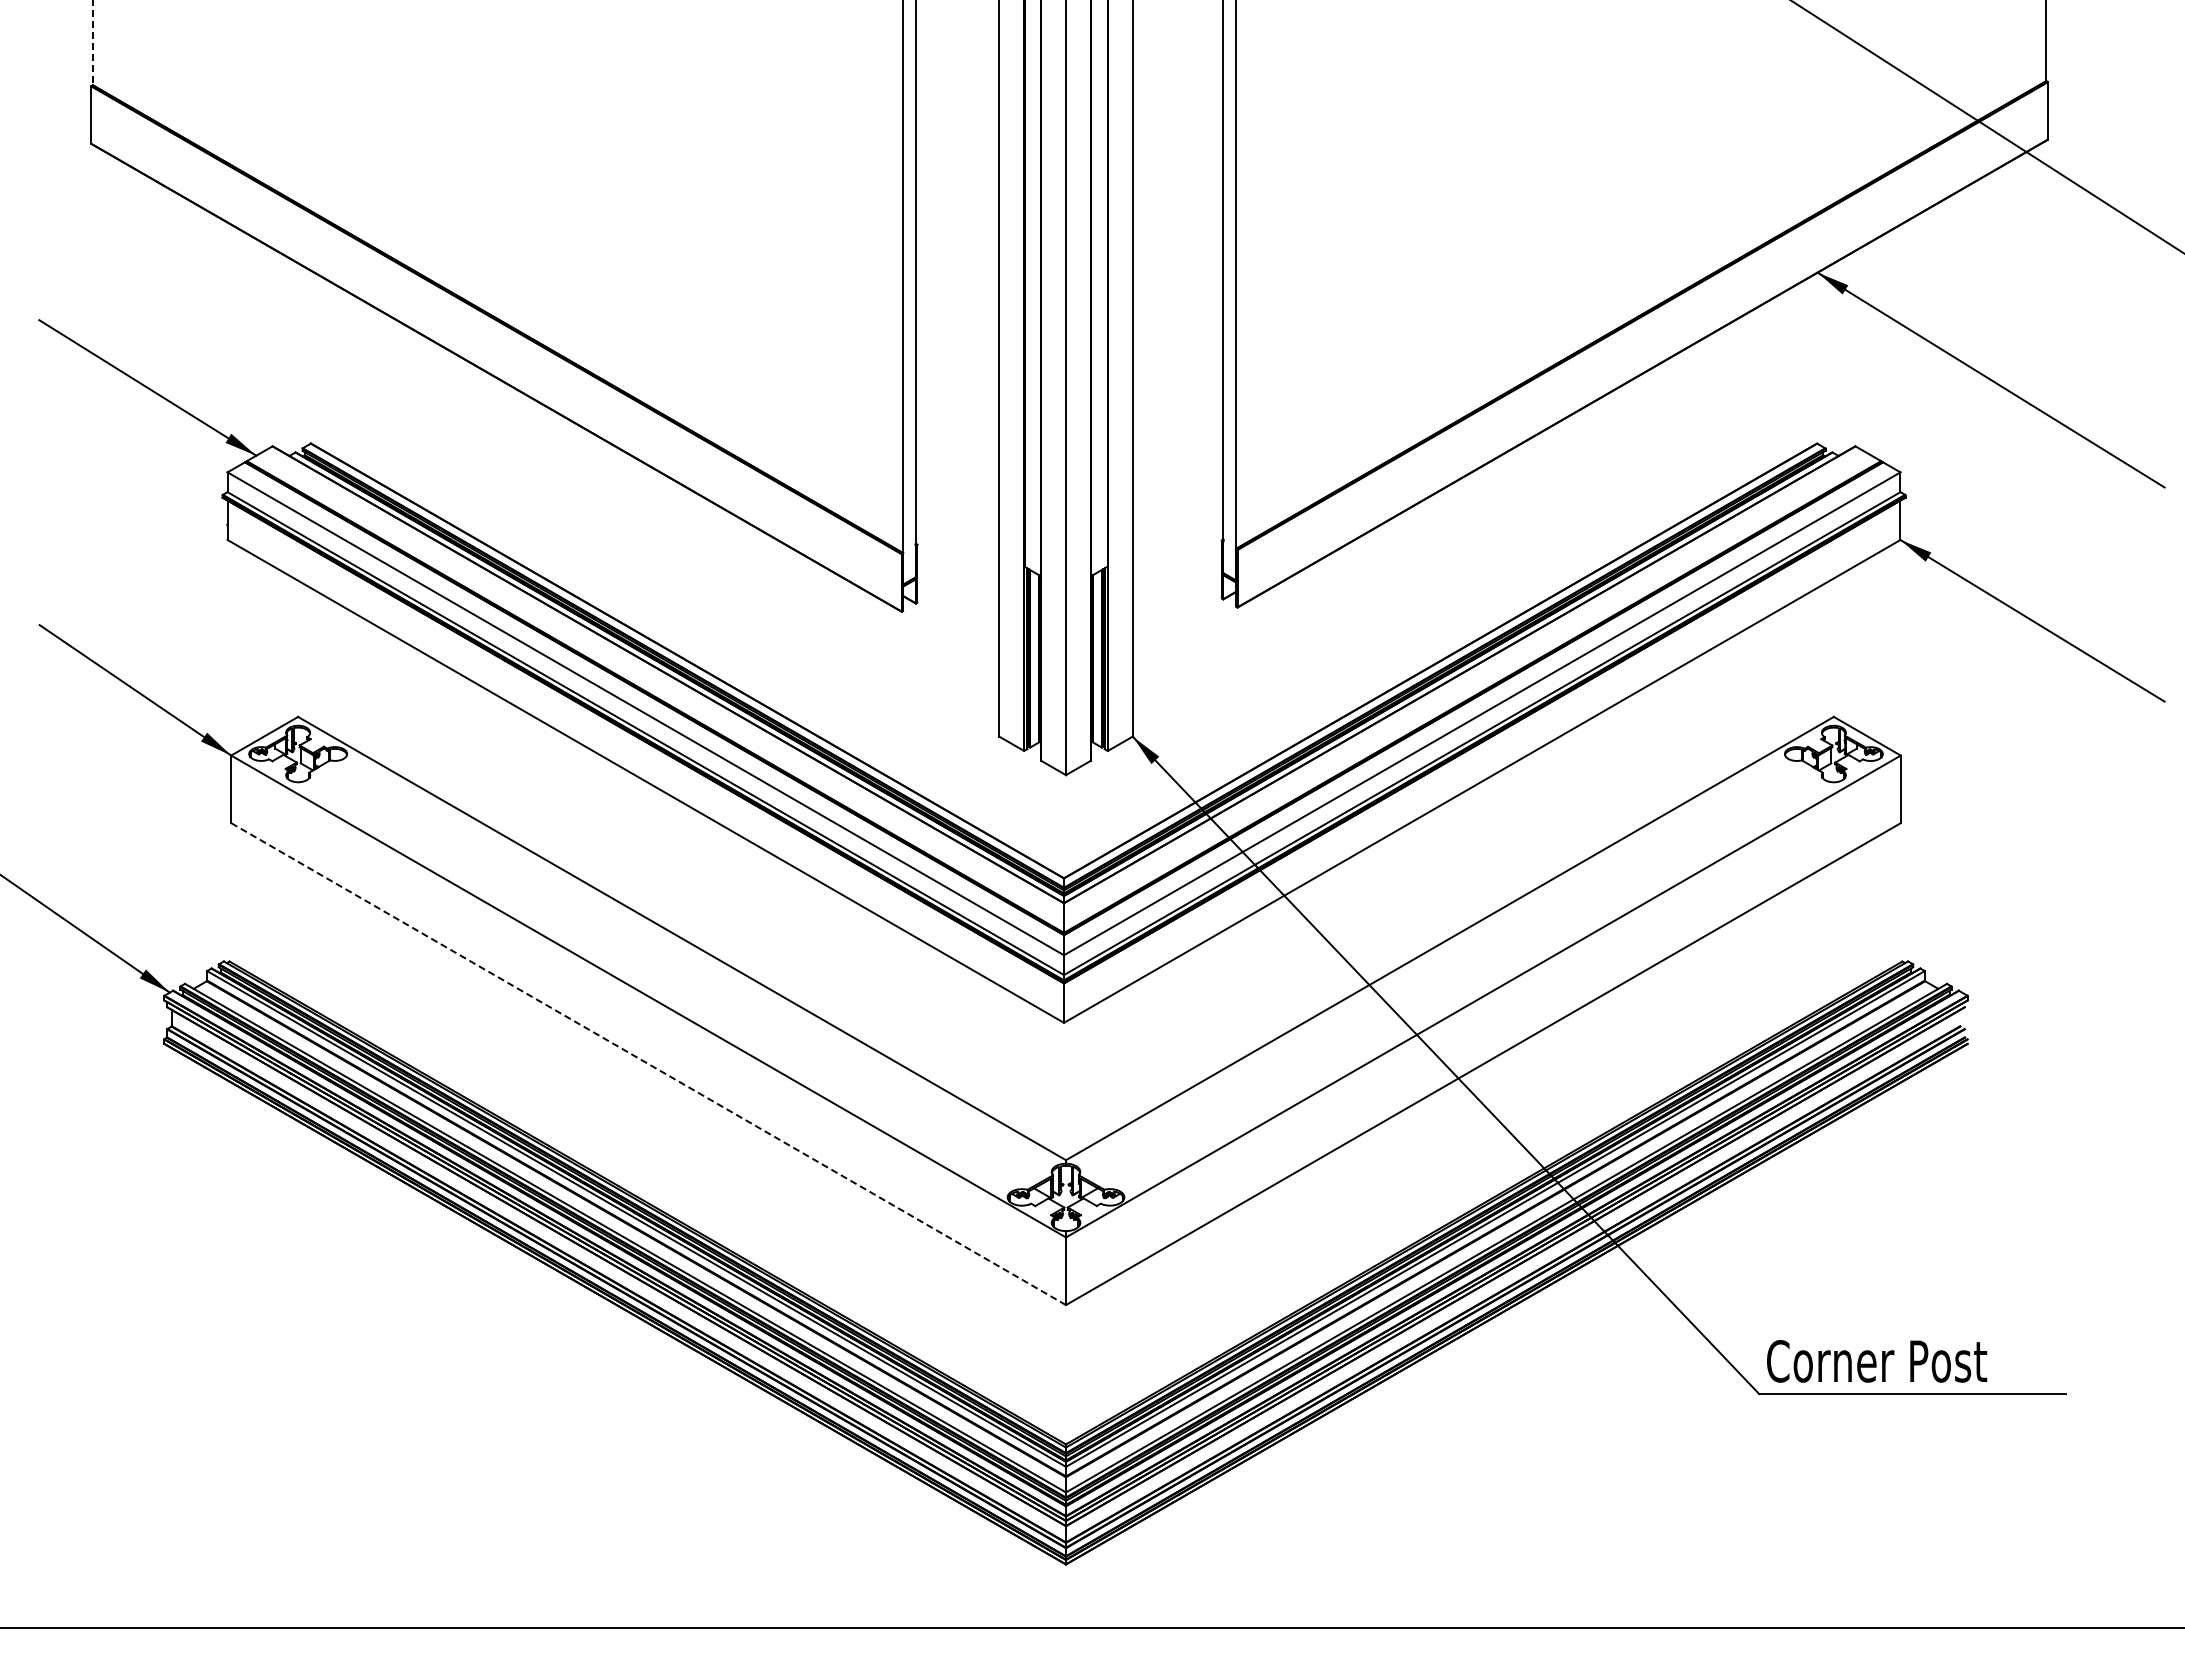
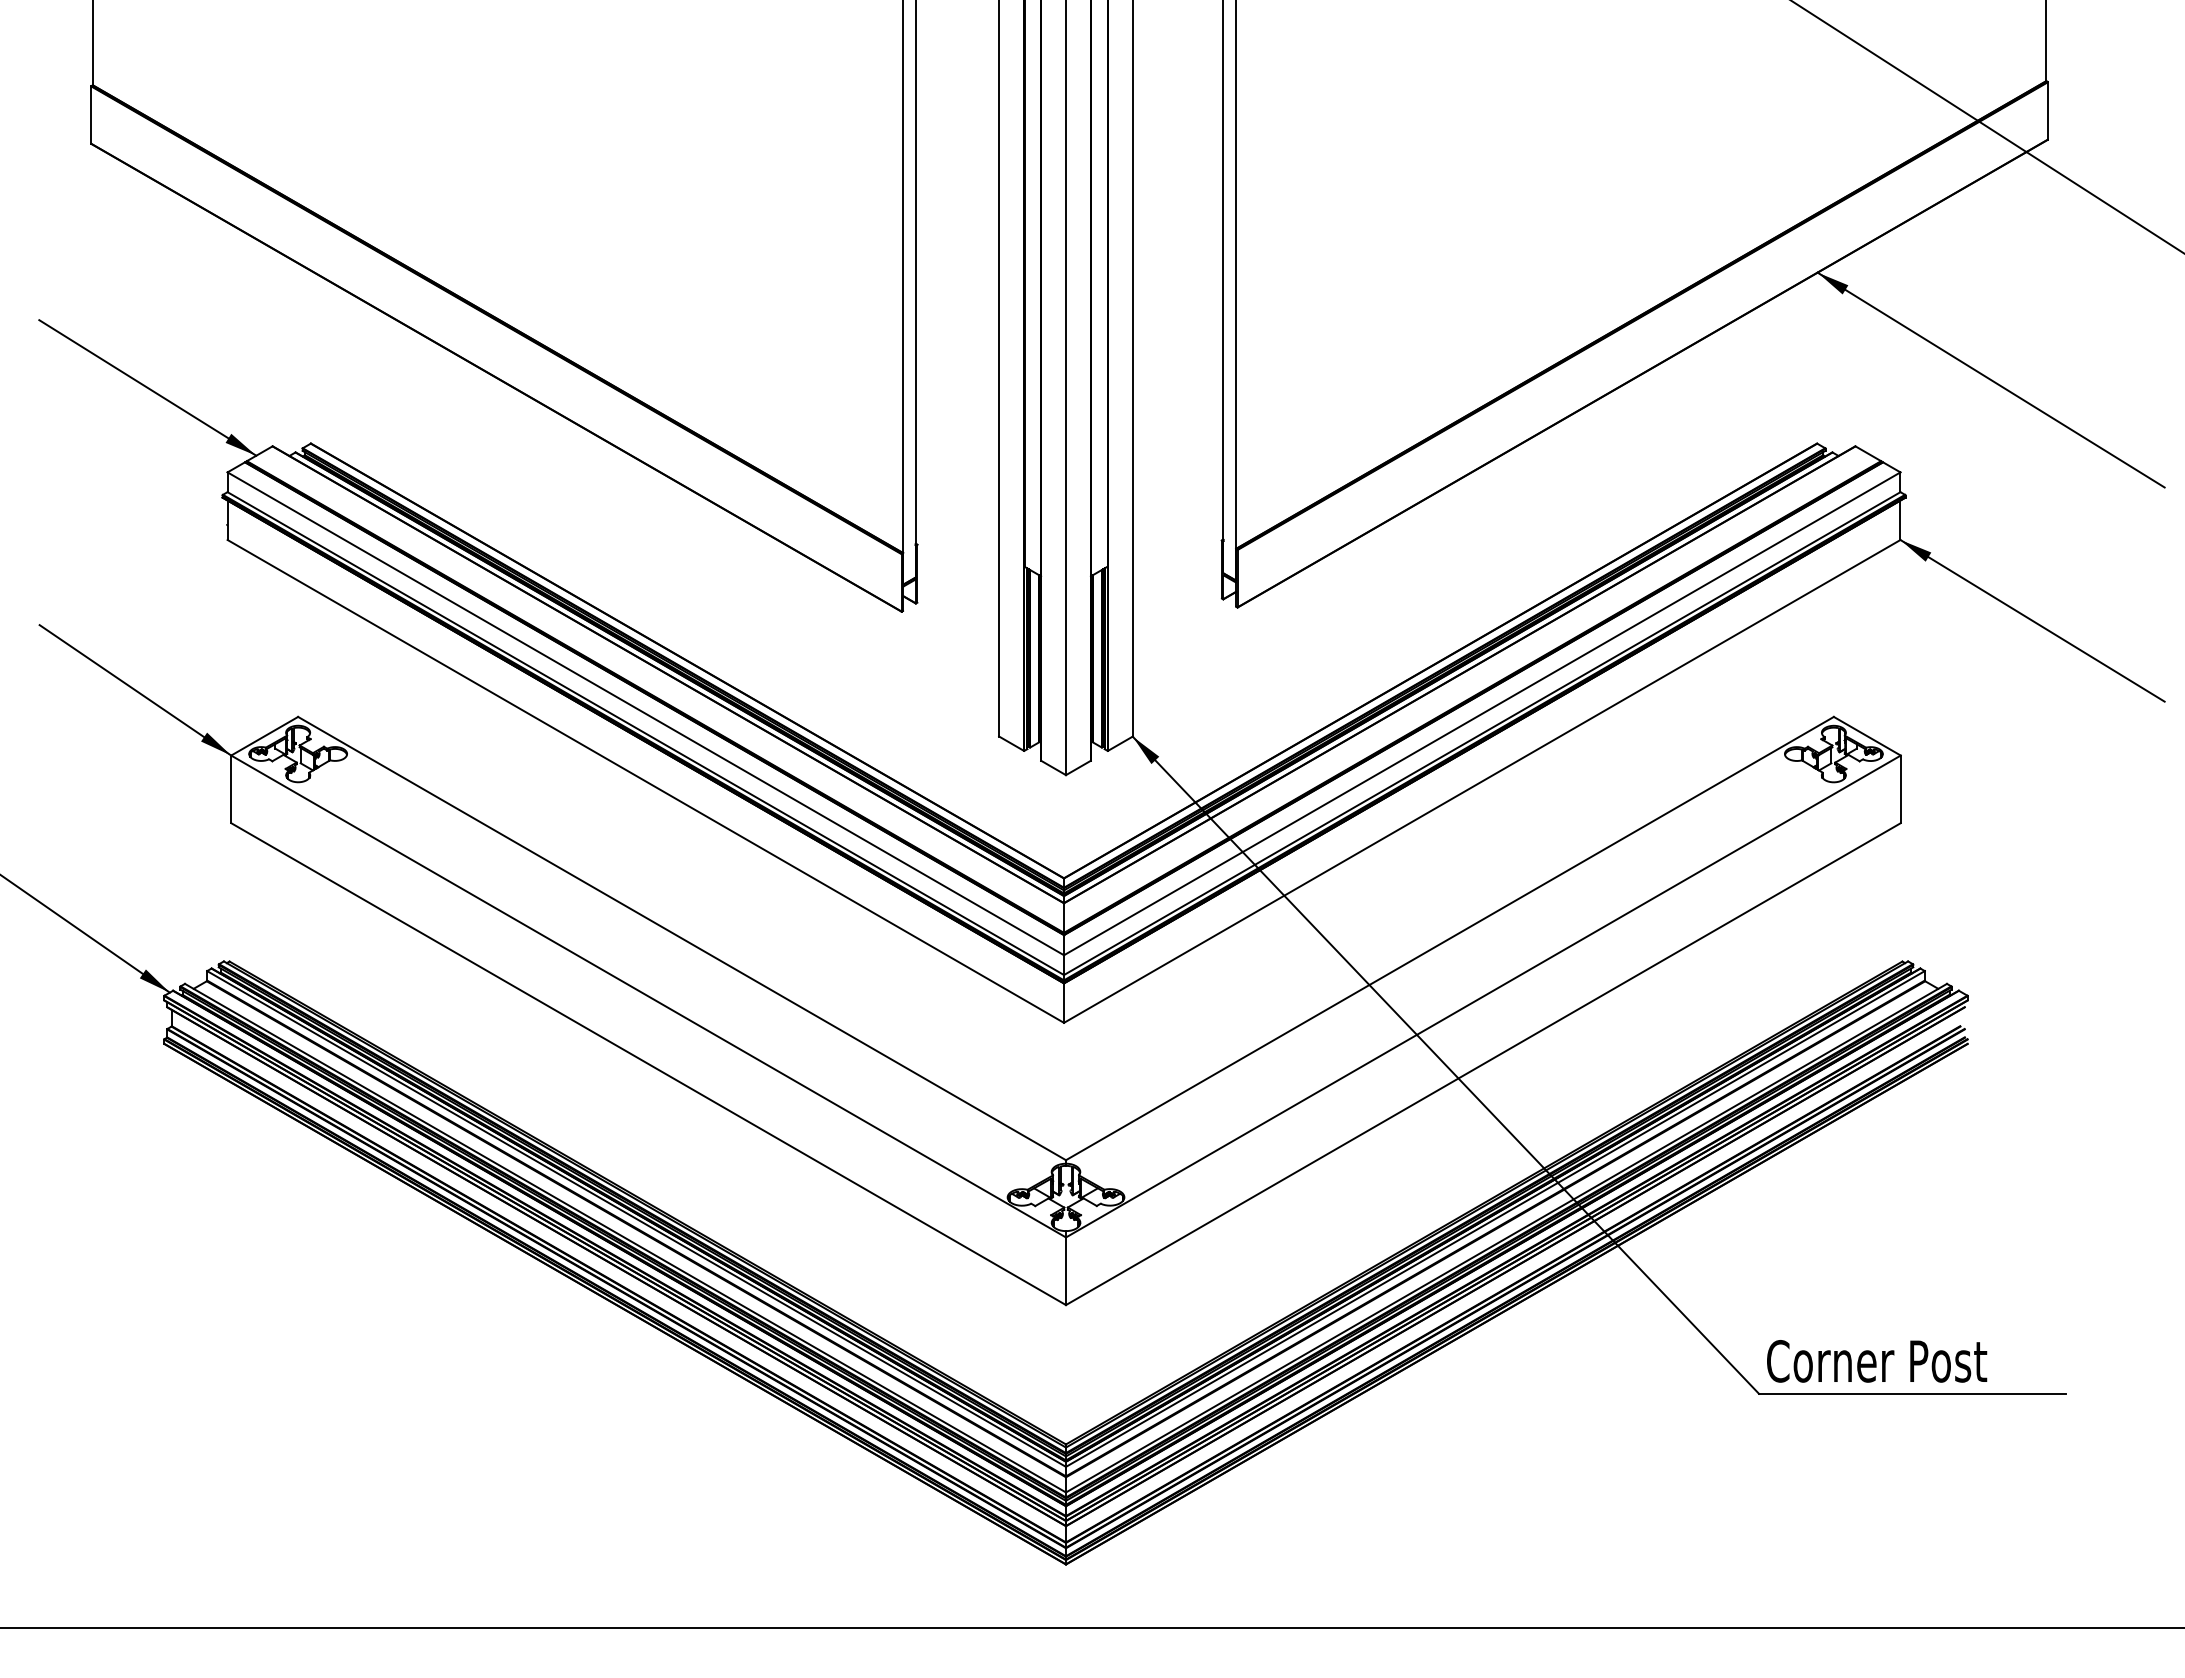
line: dashed -> solid (93, 43)
line: dashed -> solid (648, 1064)
